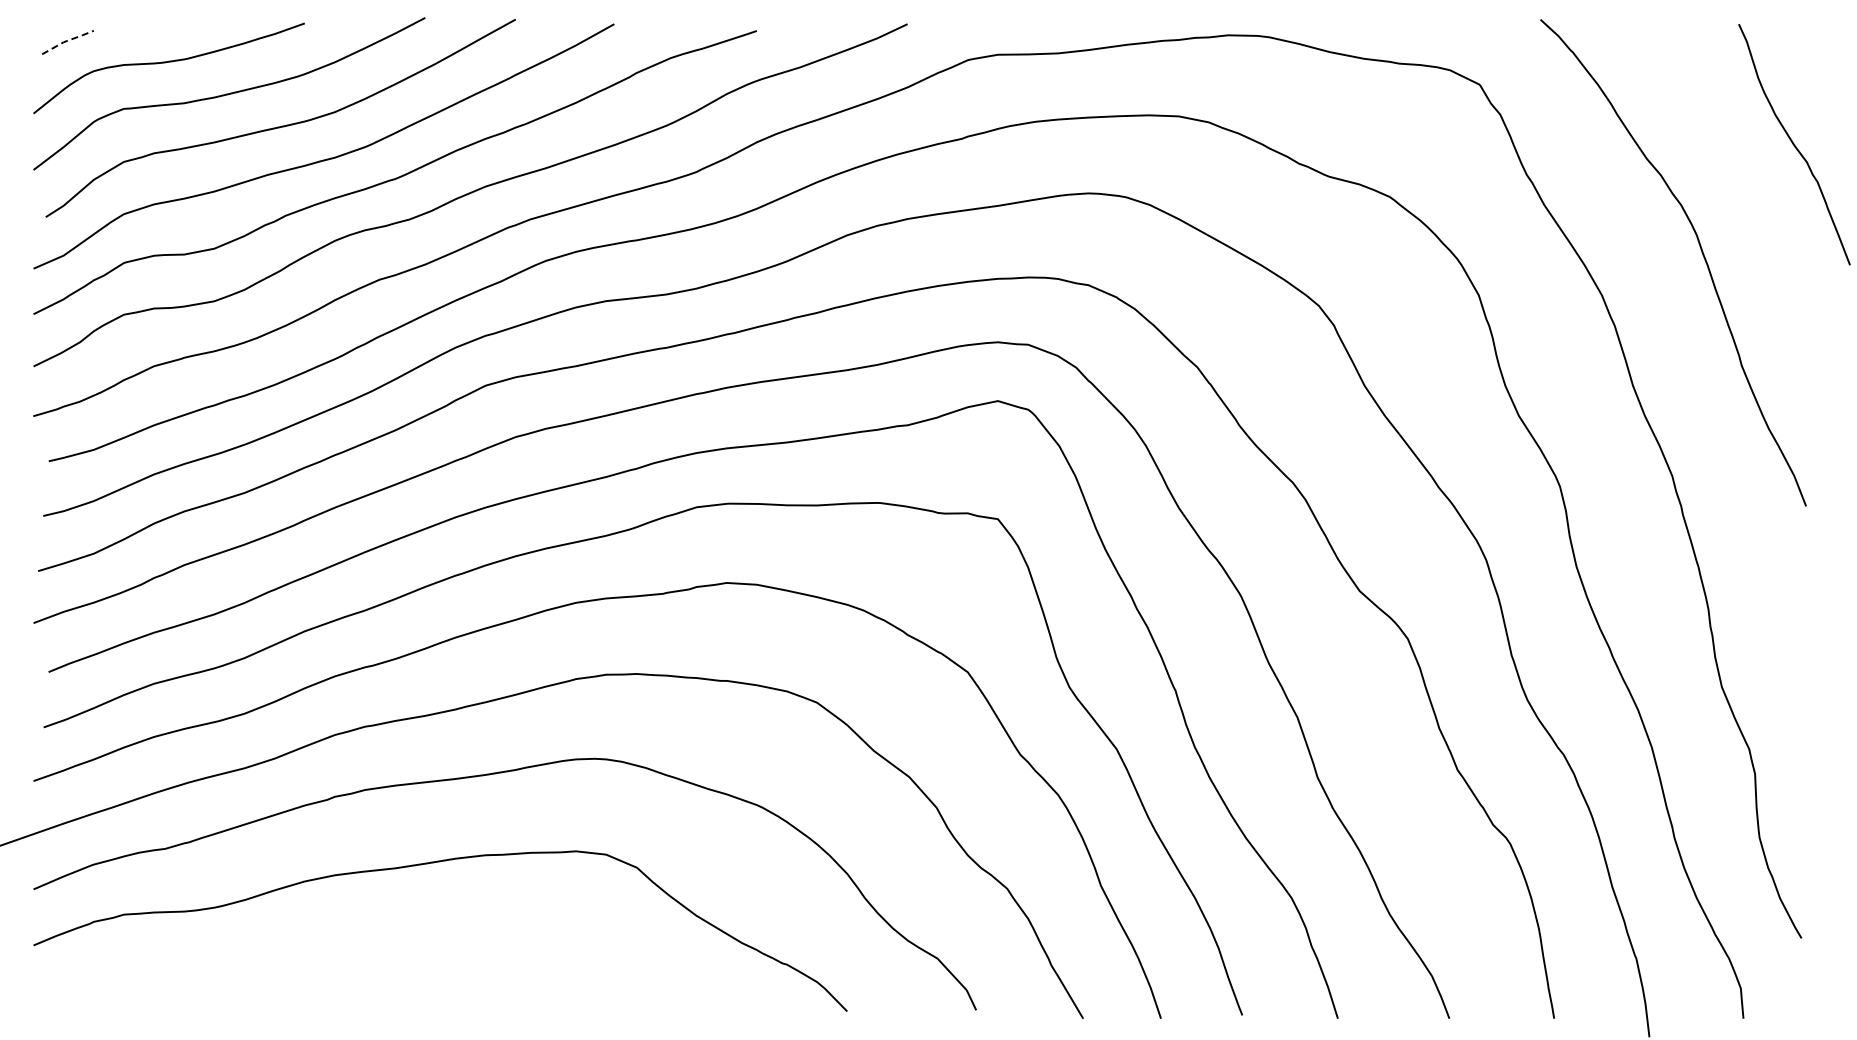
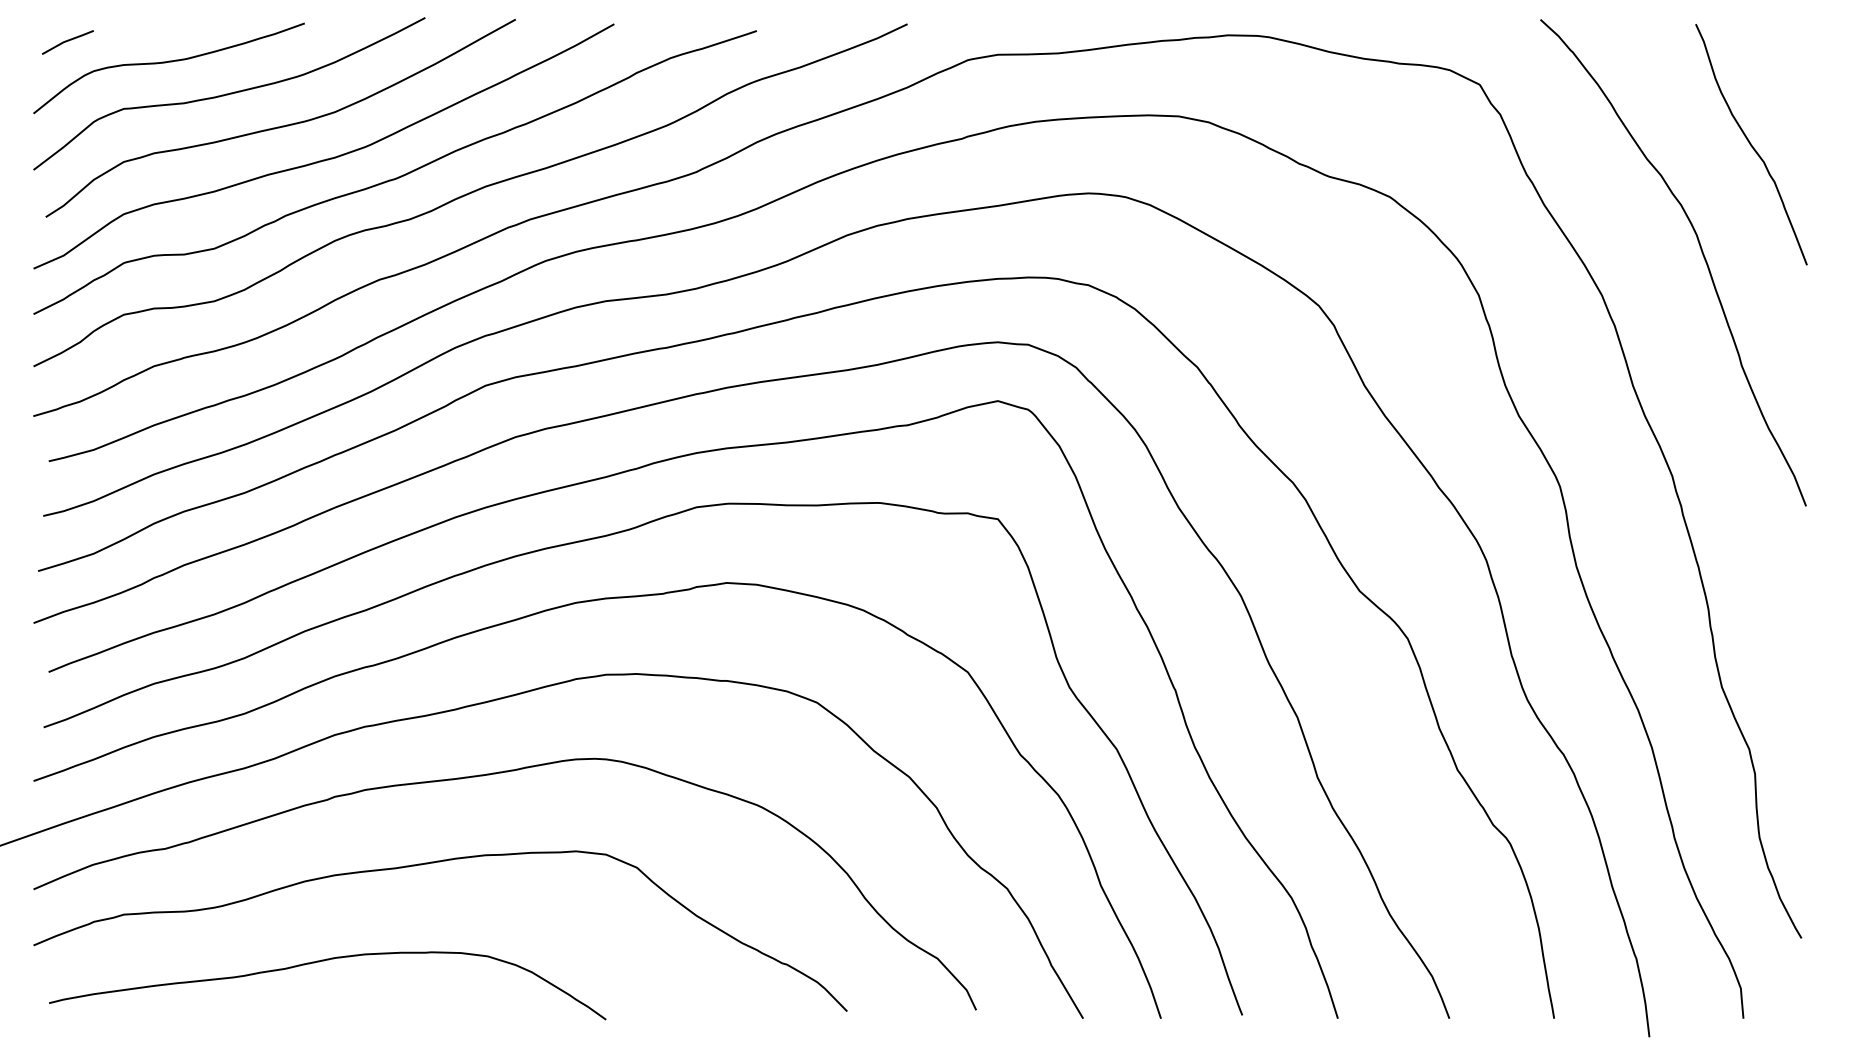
line: dashed -> solid (67, 40)
curve position: (1794, 144) -> (1751, 144) (1751, 144)
curve: none -> present (324, 961)
